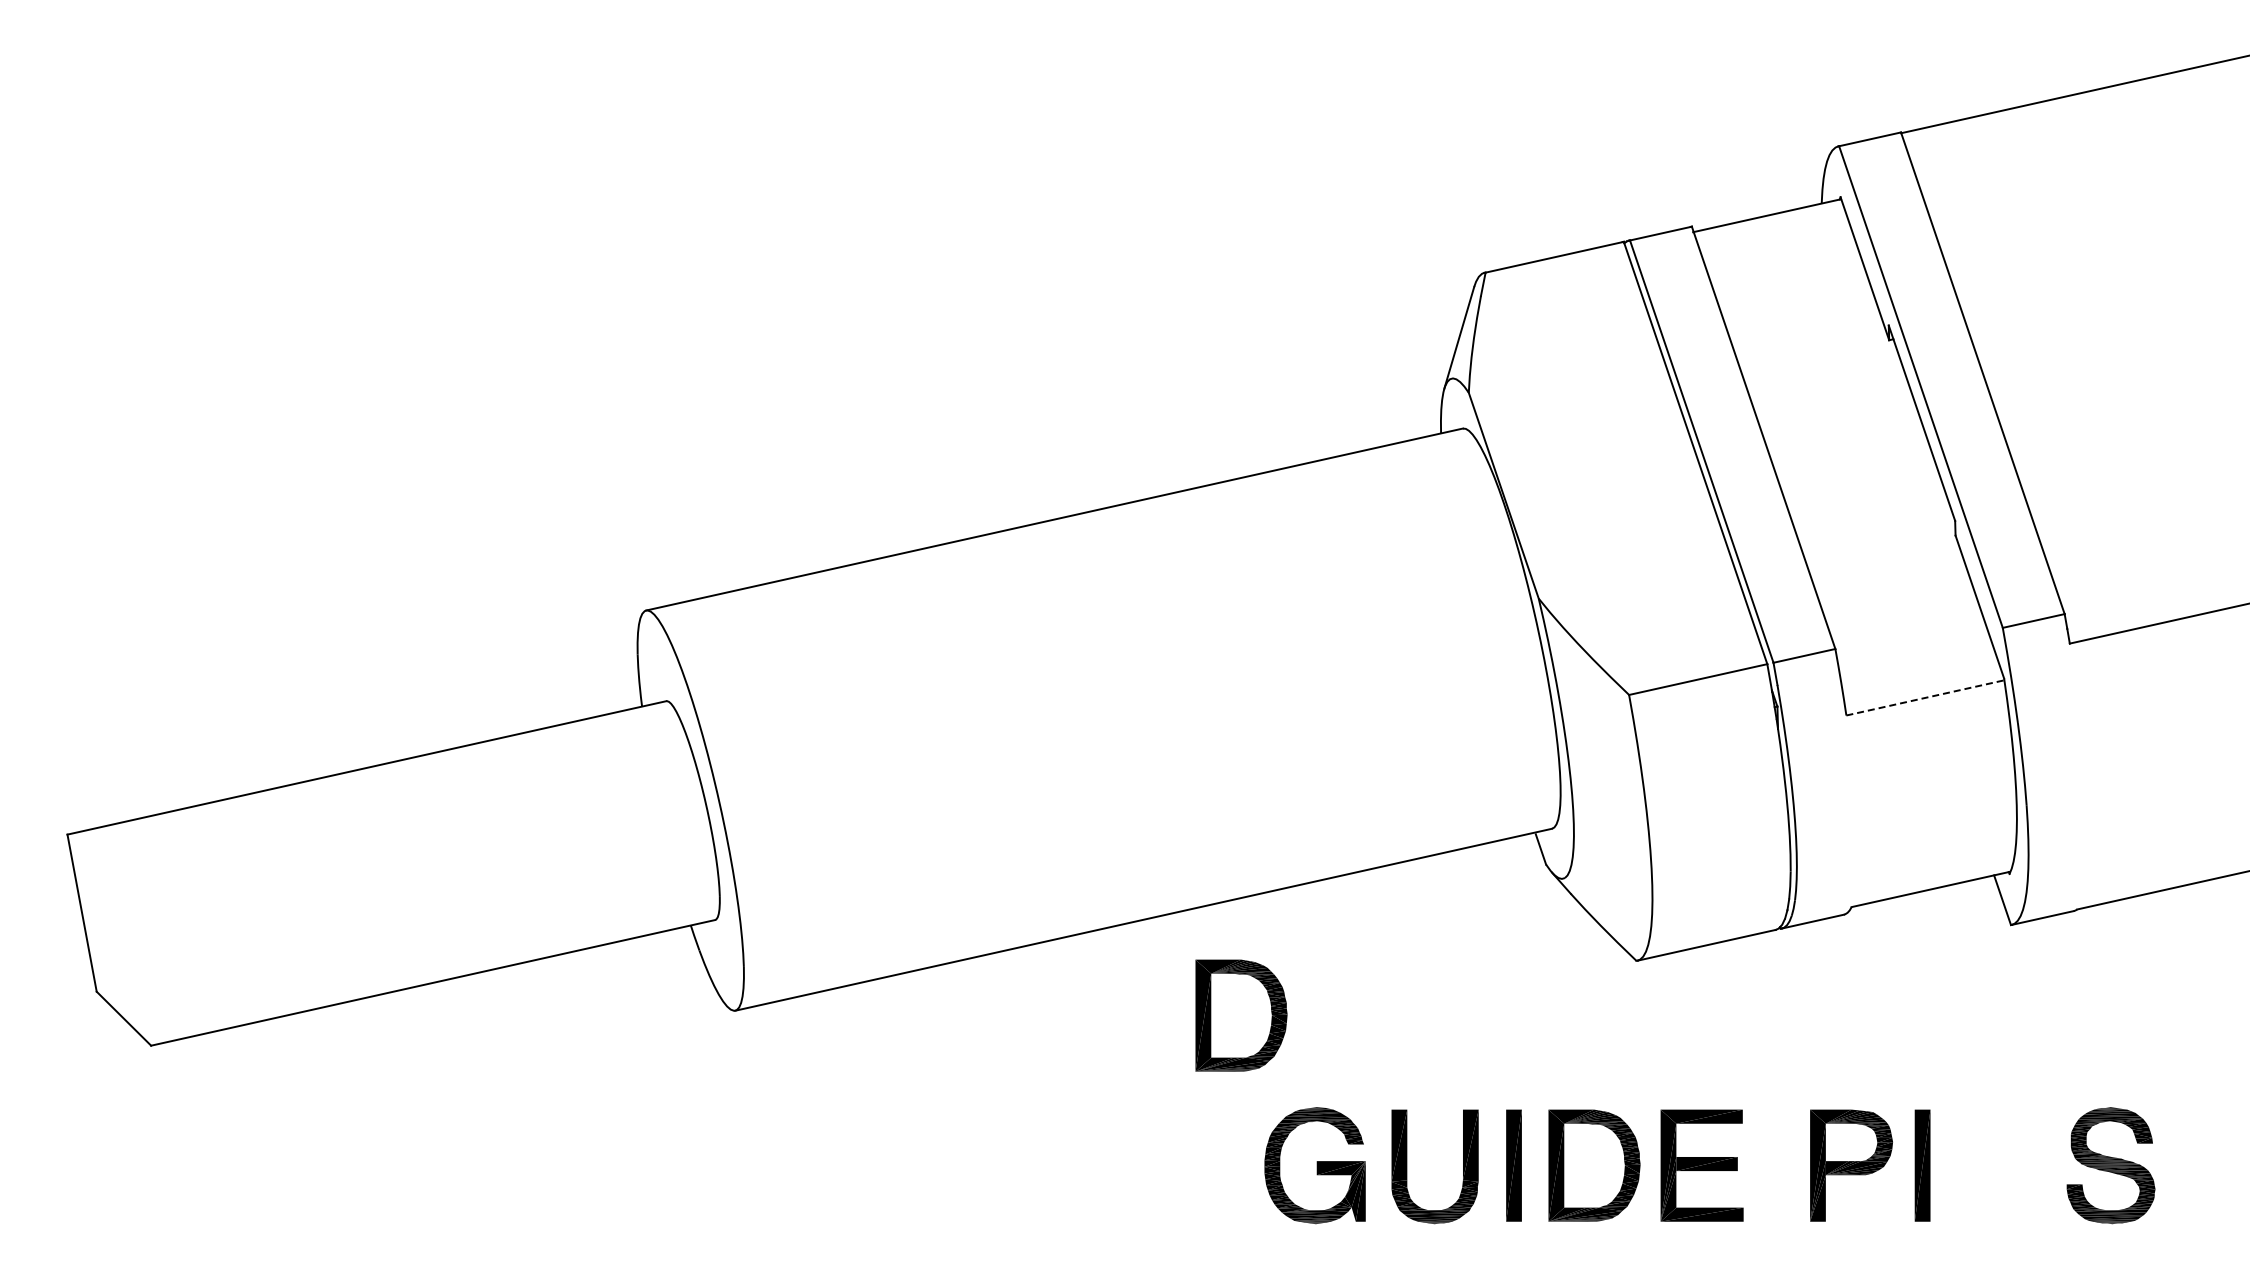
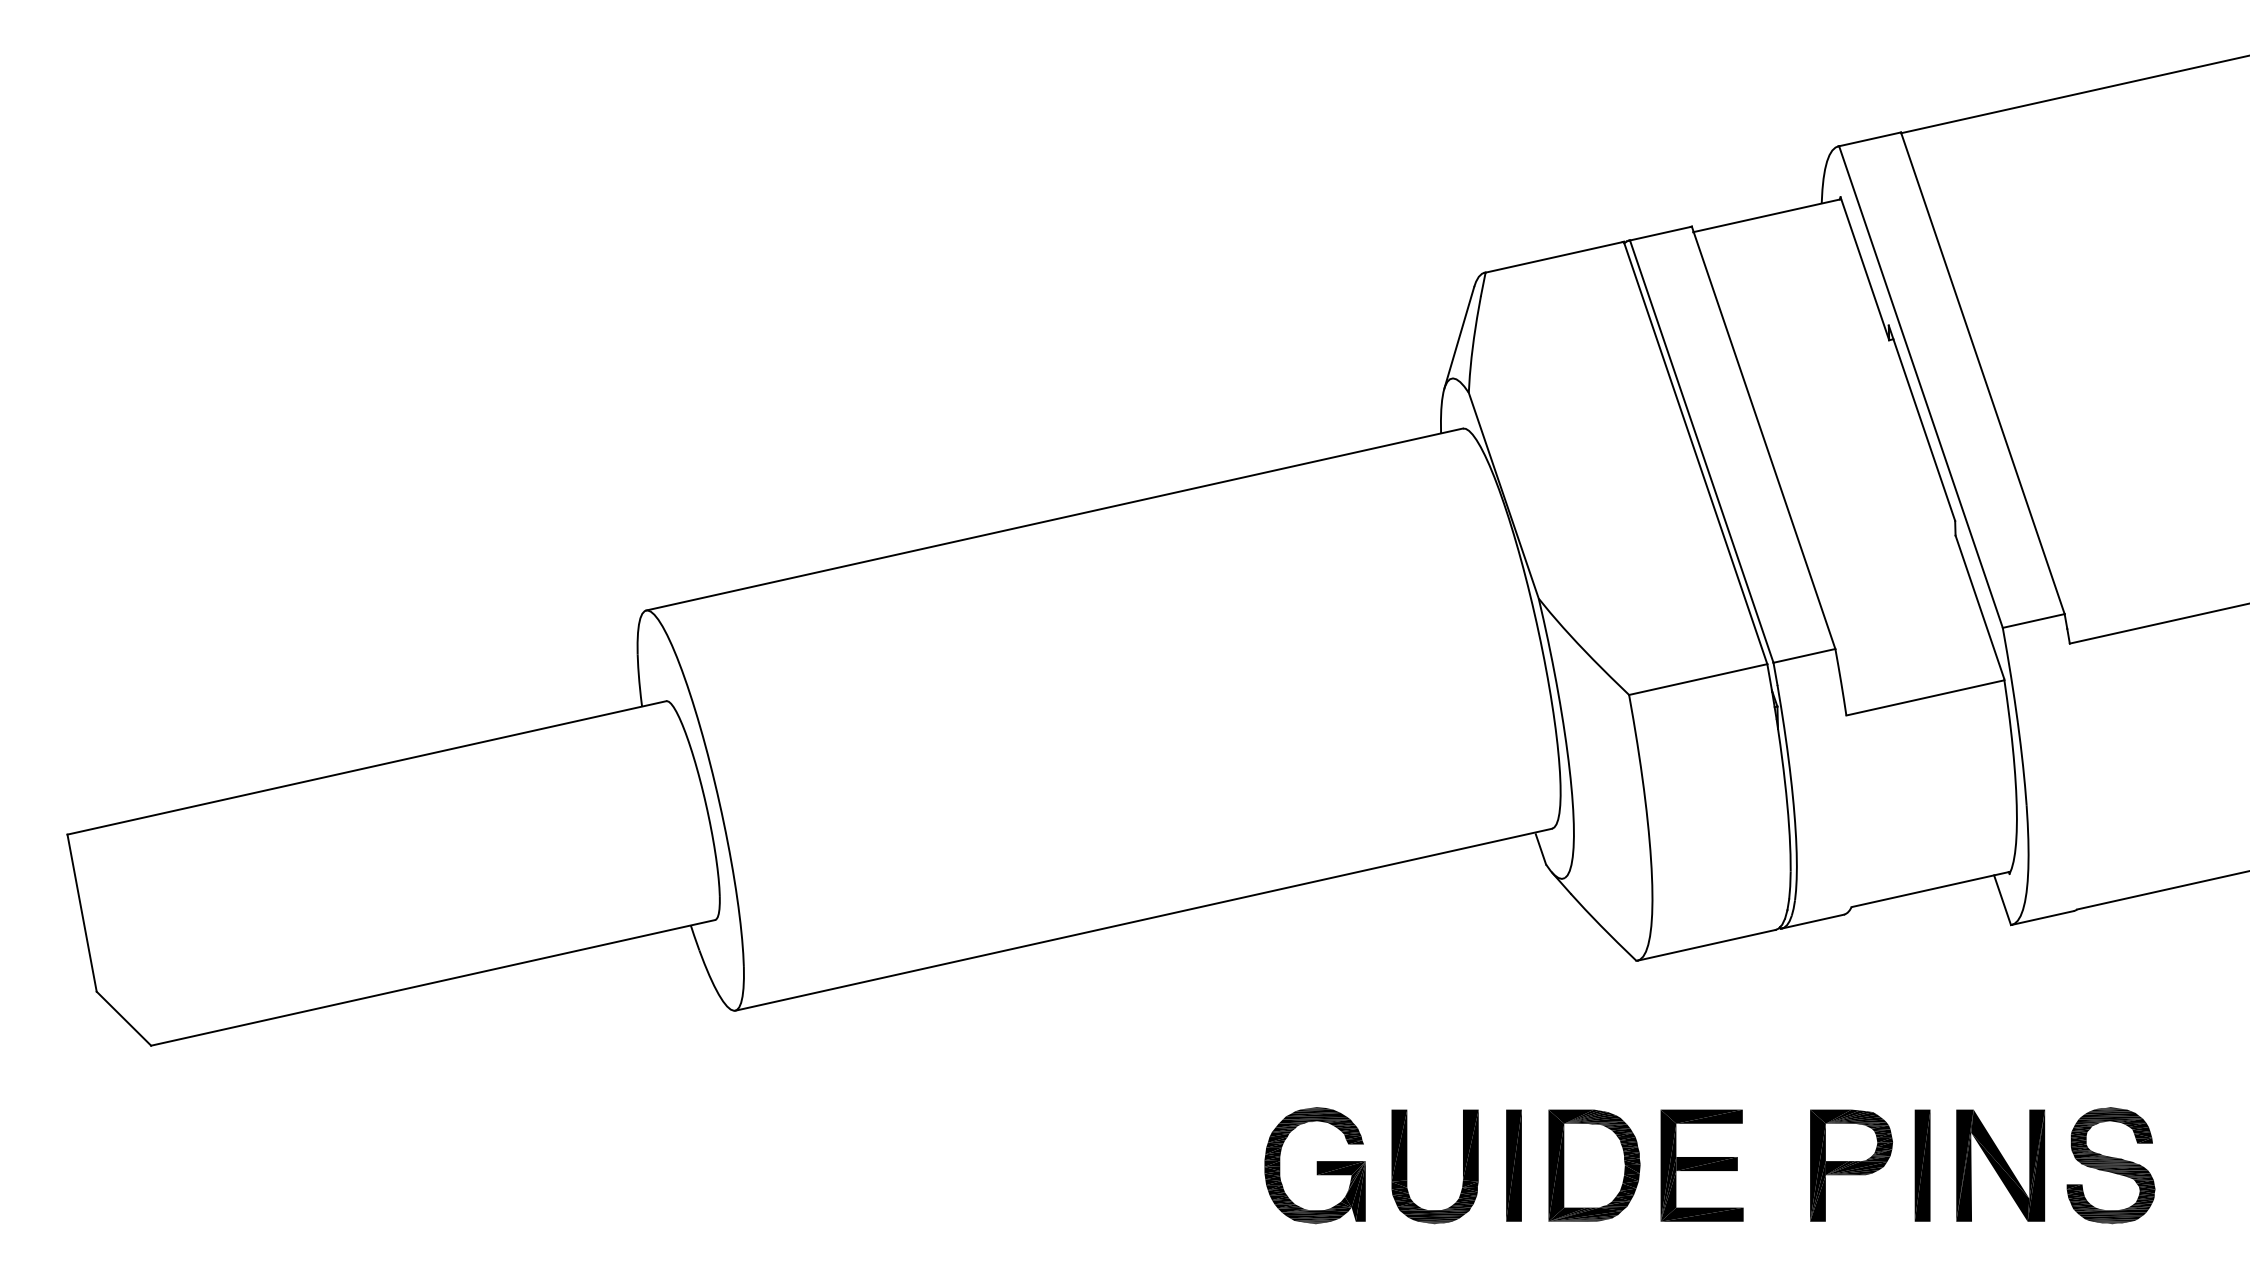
line: dashed -> solid (1925, 697)
part: present -> none (1241, 1015)
part: none -> present (2000, 1165)
